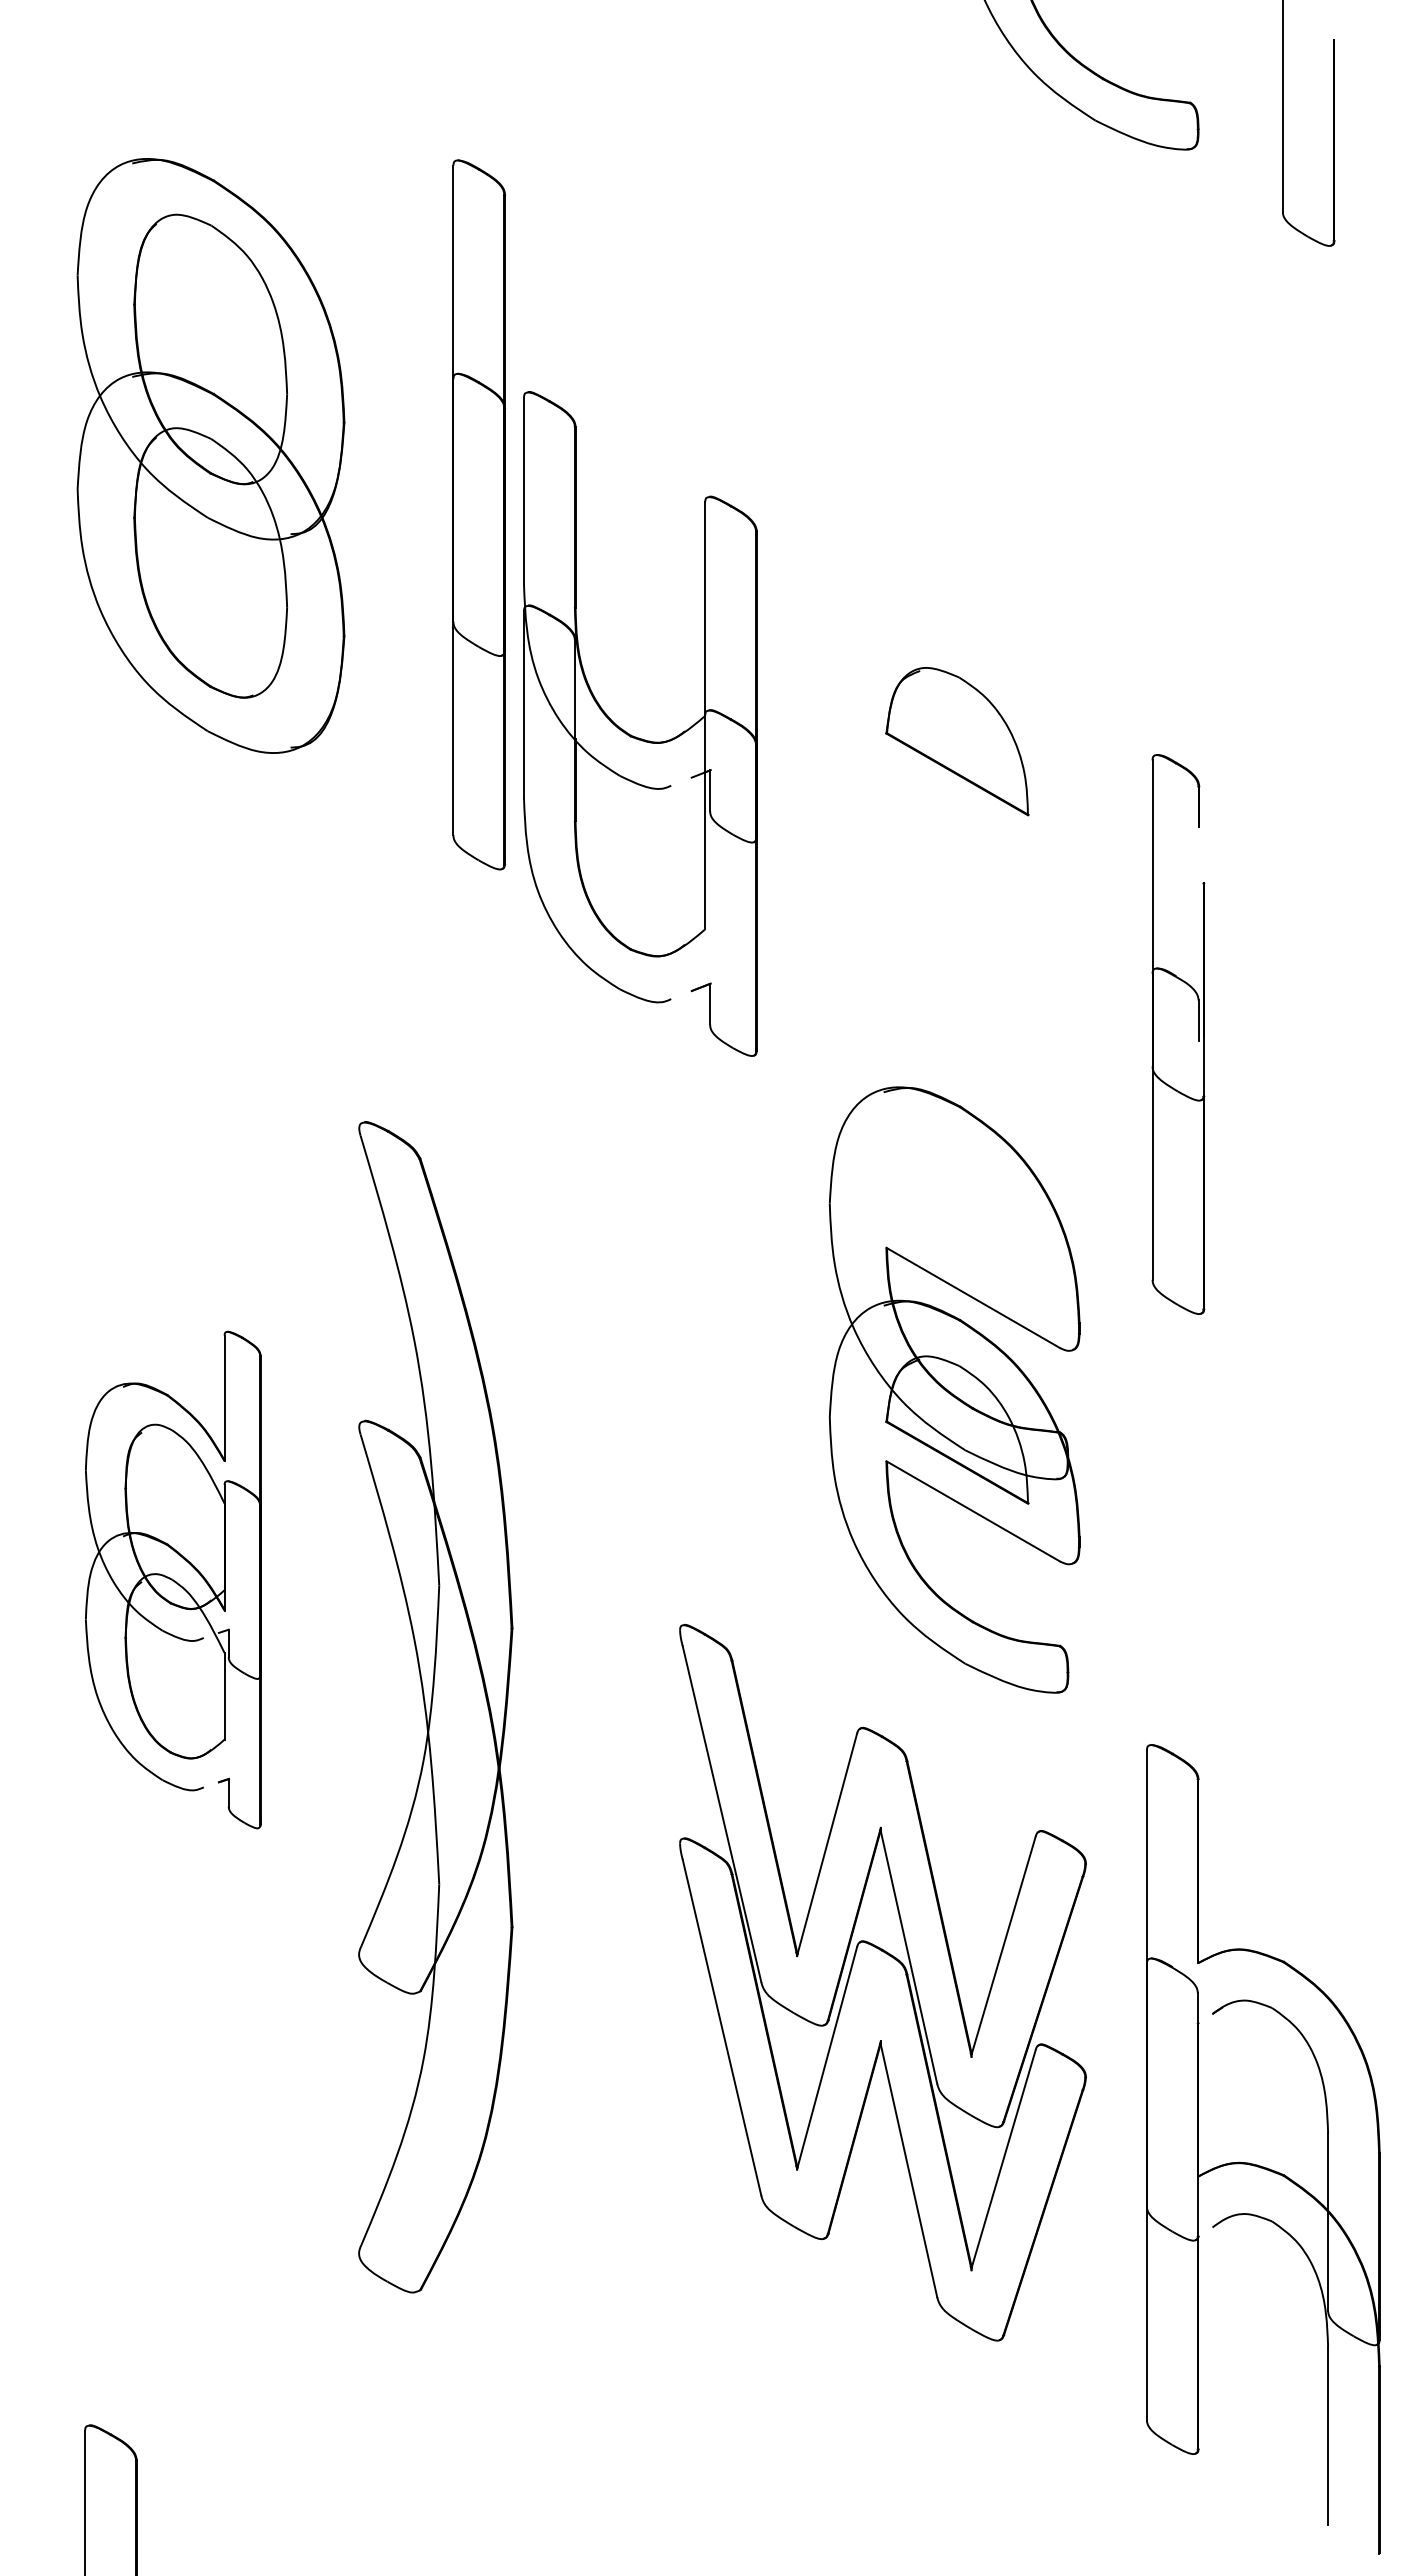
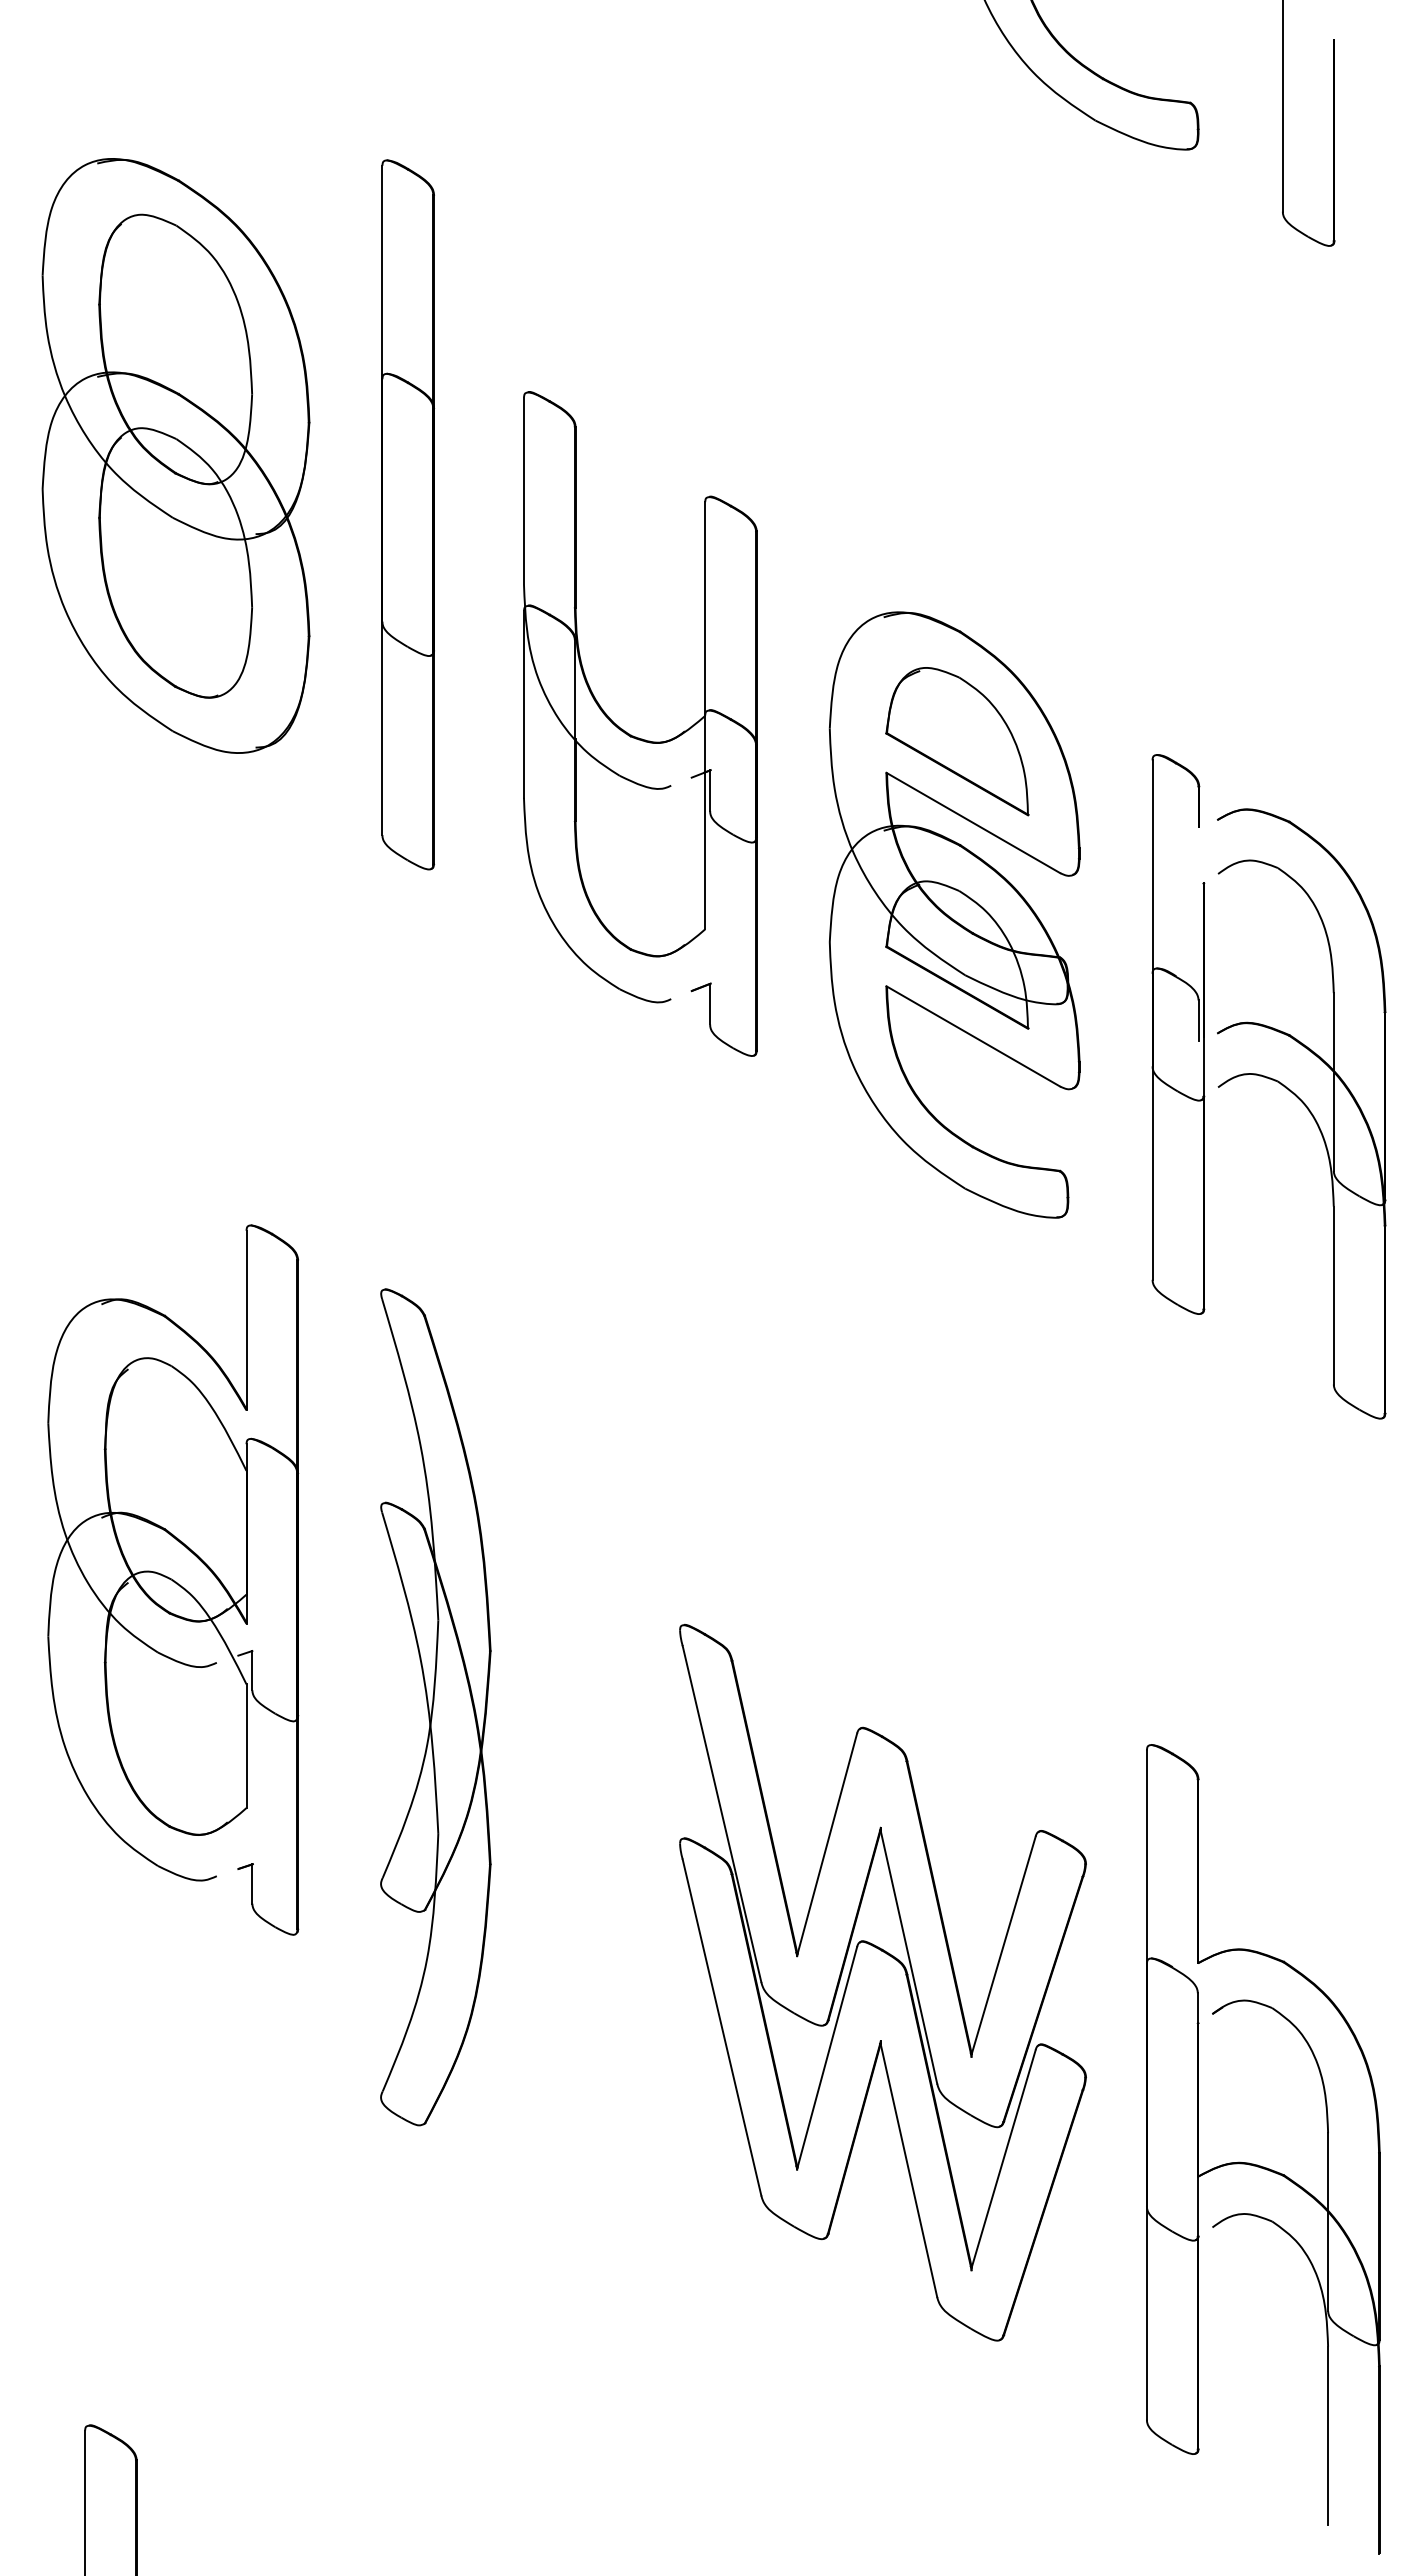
part position: (210, 455) -> (175, 455) (175, 455)
part position: (478, 514) -> (407, 514) (407, 514)
part: none -> present (1306, 1108)
part position: (954, 1389) -> (954, 914) (954, 914)
part size: 177x500 px -> 253x712 px (173, 1579)
part size: 156x1173 px -> 112x839 px (435, 1707)
